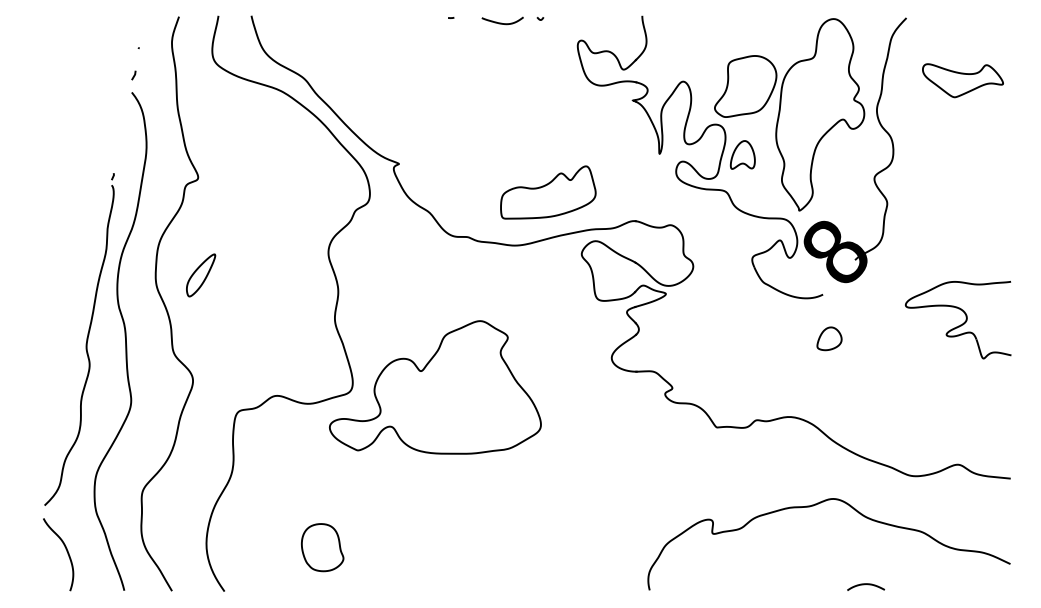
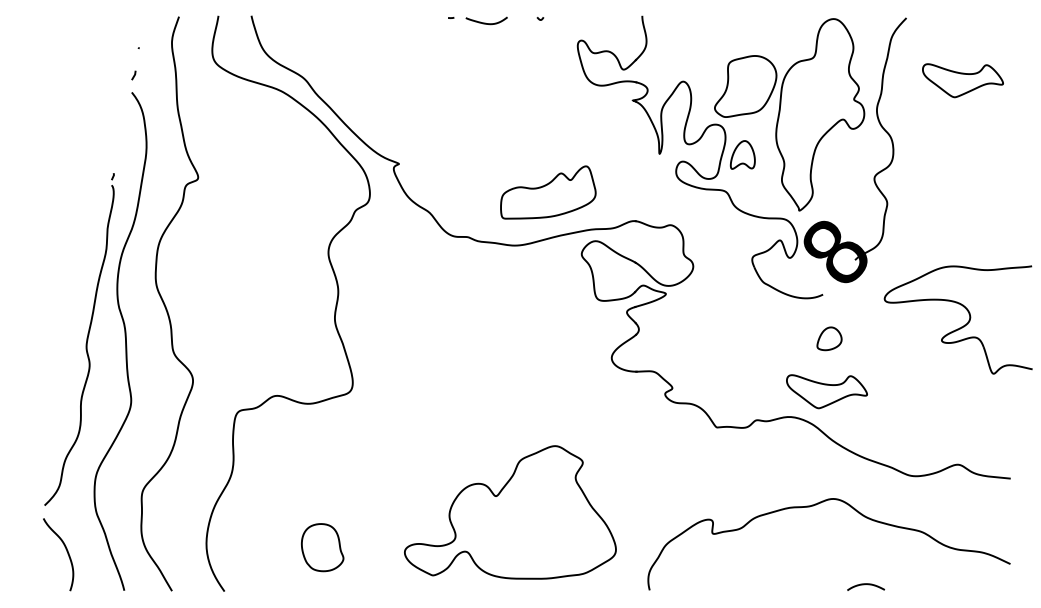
curve position: (501, 22) -> (485, 22) (485, 22)
part: present -> none (201, 275)
part size: 107x79 px -> 150x110 px (957, 319)
part position: (435, 387) -> (510, 512) (510, 512)
part: none -> present (826, 391)
